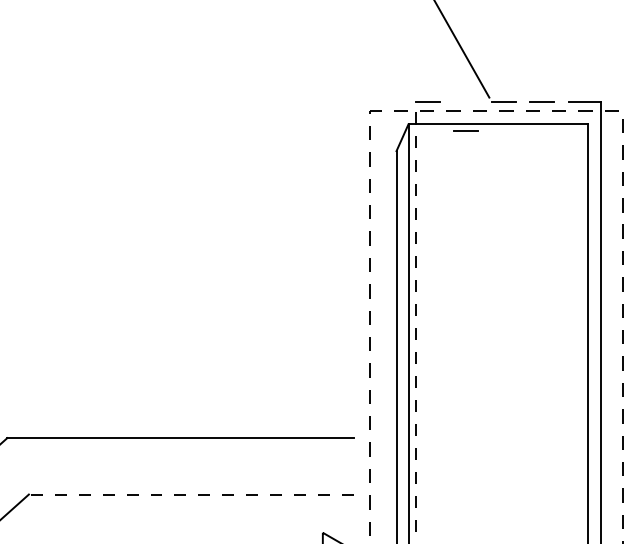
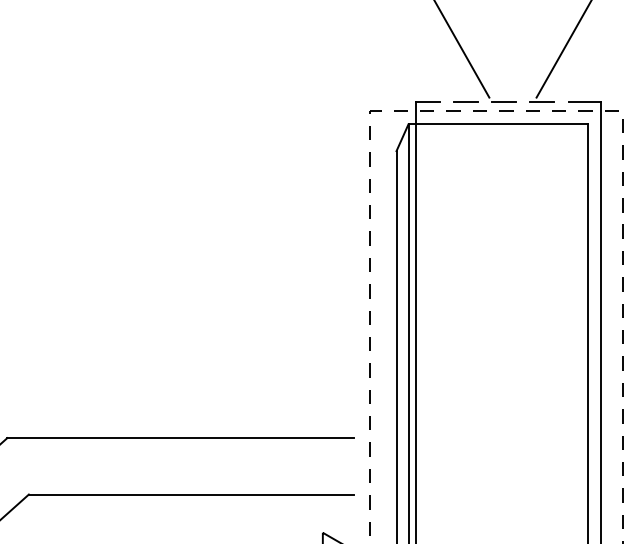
line: none -> present (563, 49)
line position: (465, 130) -> (465, 101) (465, 101)
line: dashed -> solid (415, 322)
line: dashed -> solid (191, 494)
